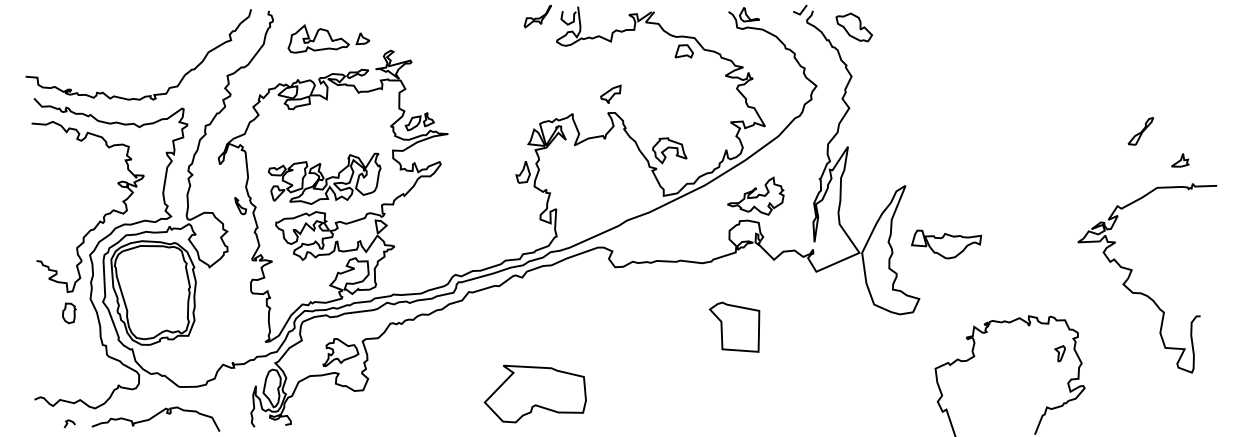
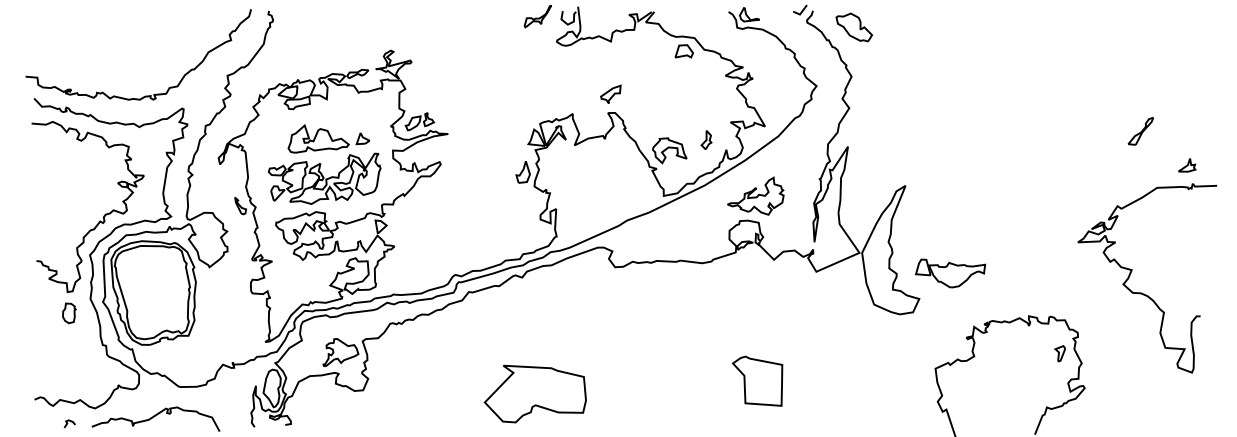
part position: (328, 38) -> (328, 138) (328, 138)
part: none -> present (706, 139)
part position: (1180, 160) -> (1187, 165) (1187, 165)
part position: (946, 244) -> (950, 273) (950, 273)
part position: (734, 326) -> (757, 380) (757, 380)
